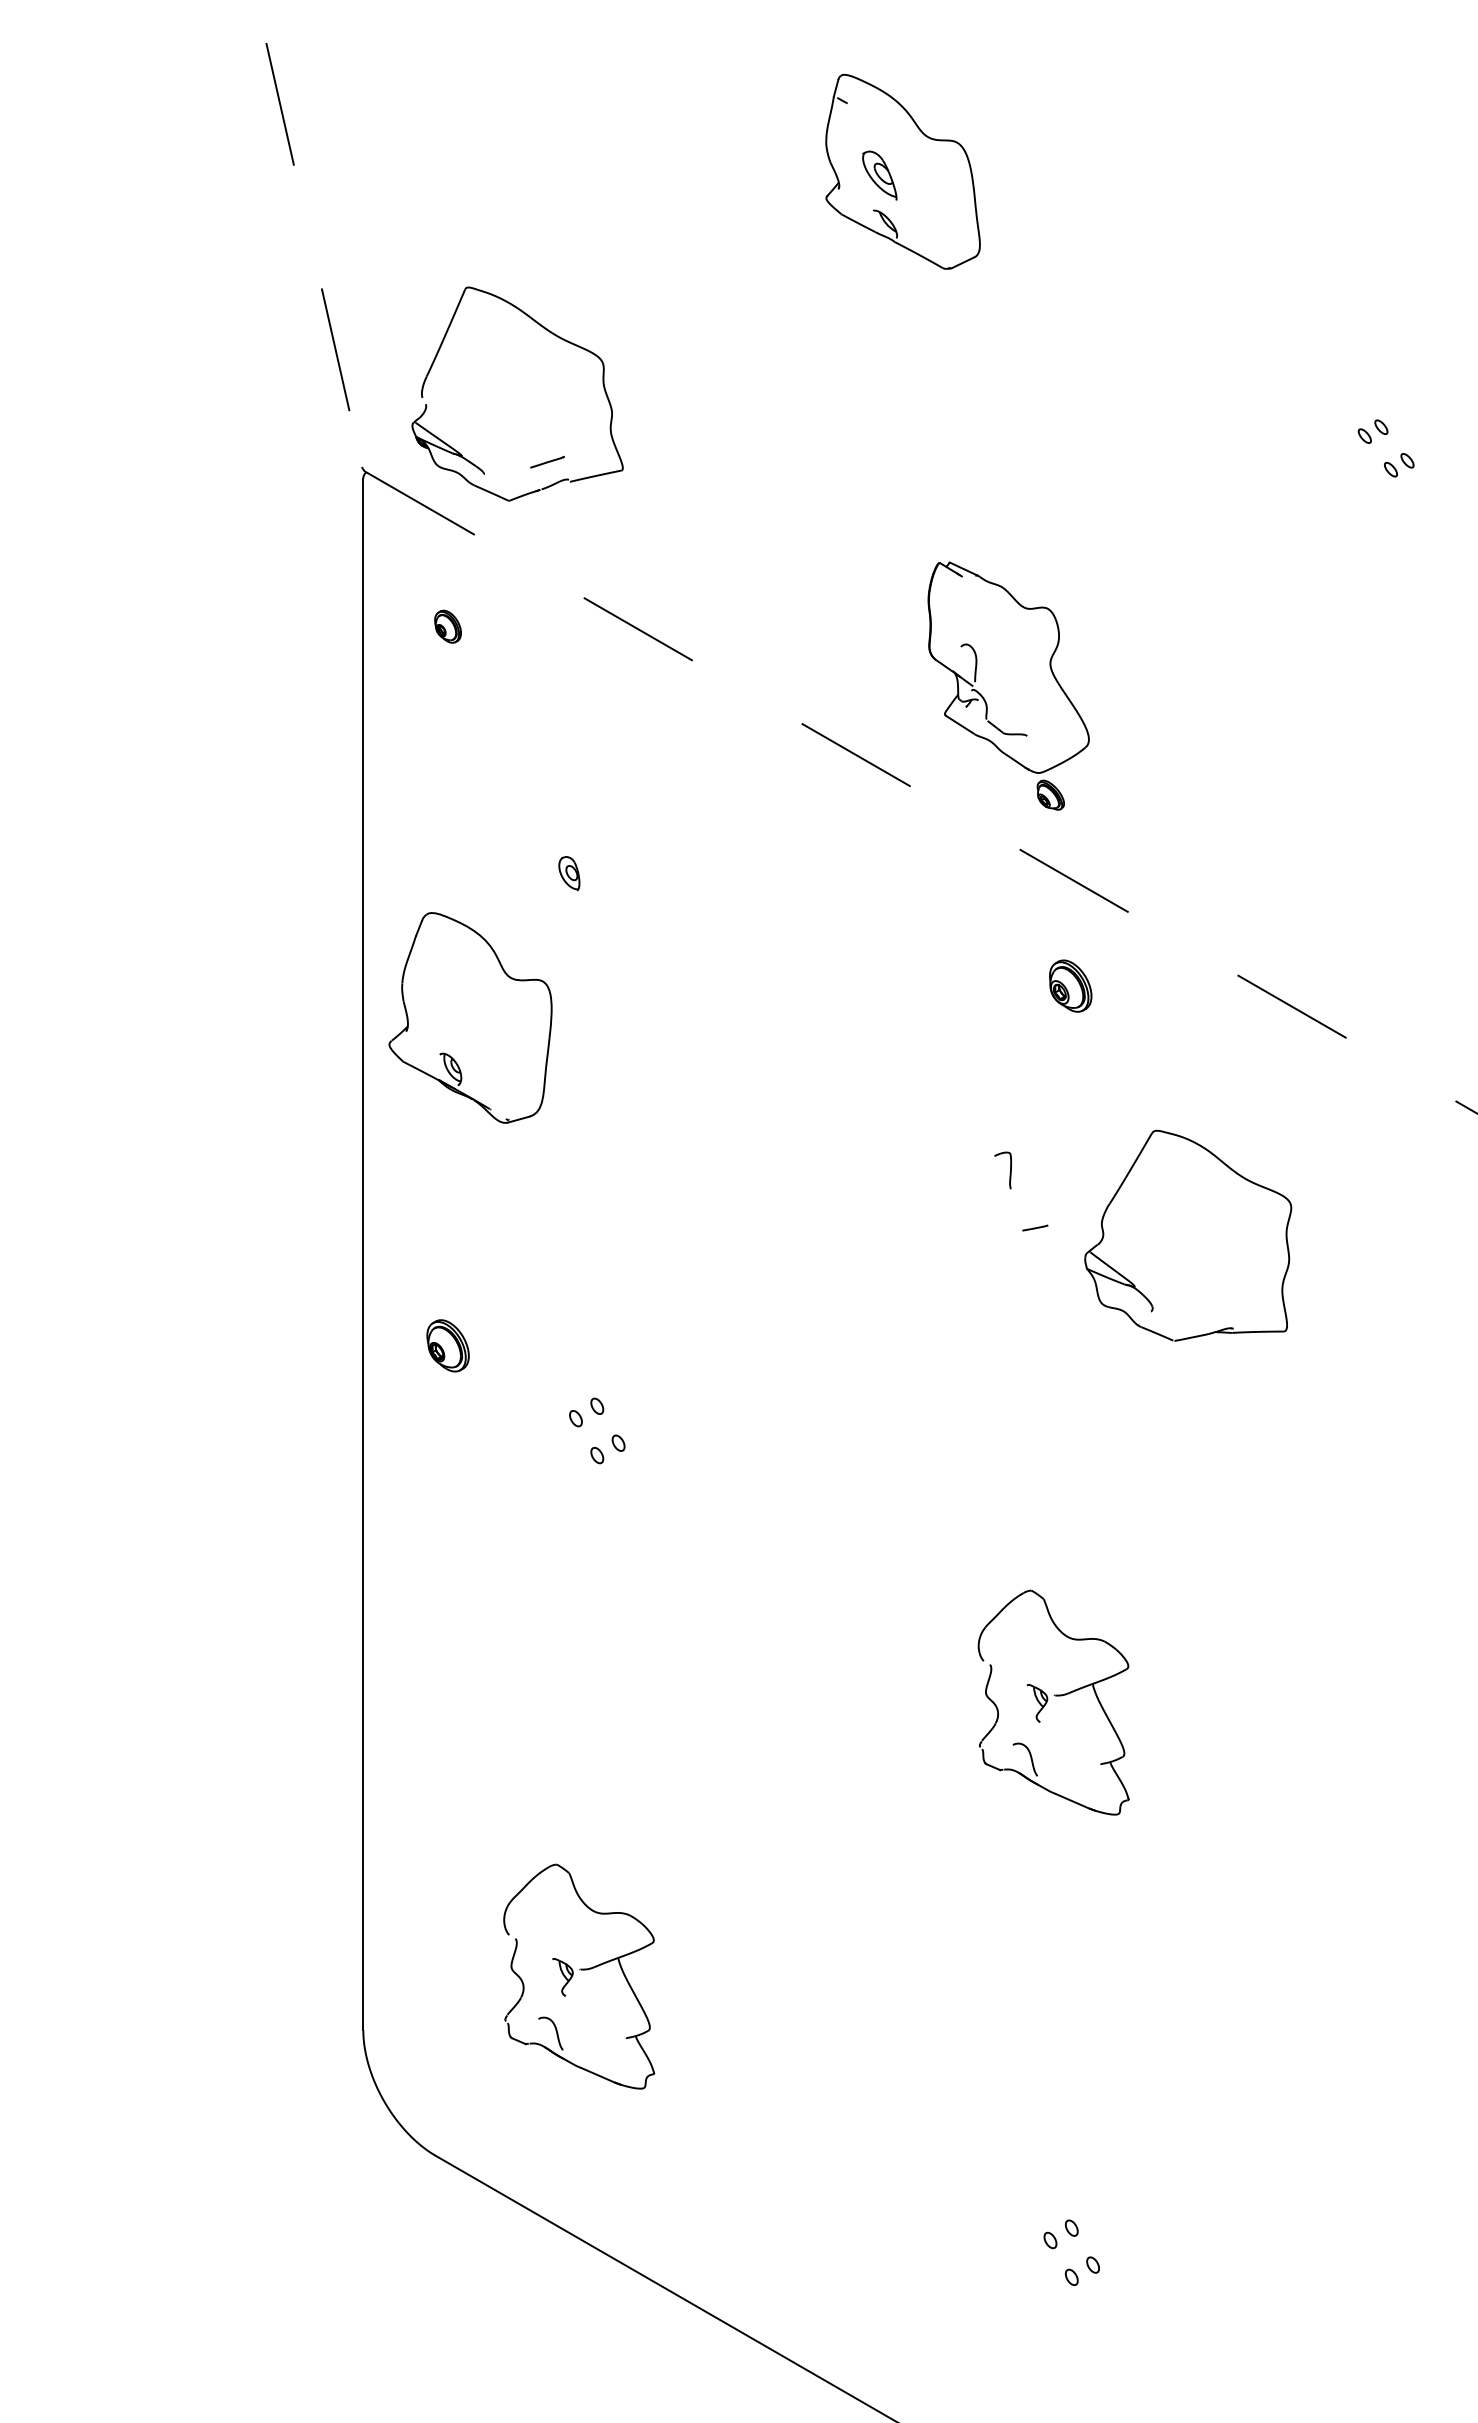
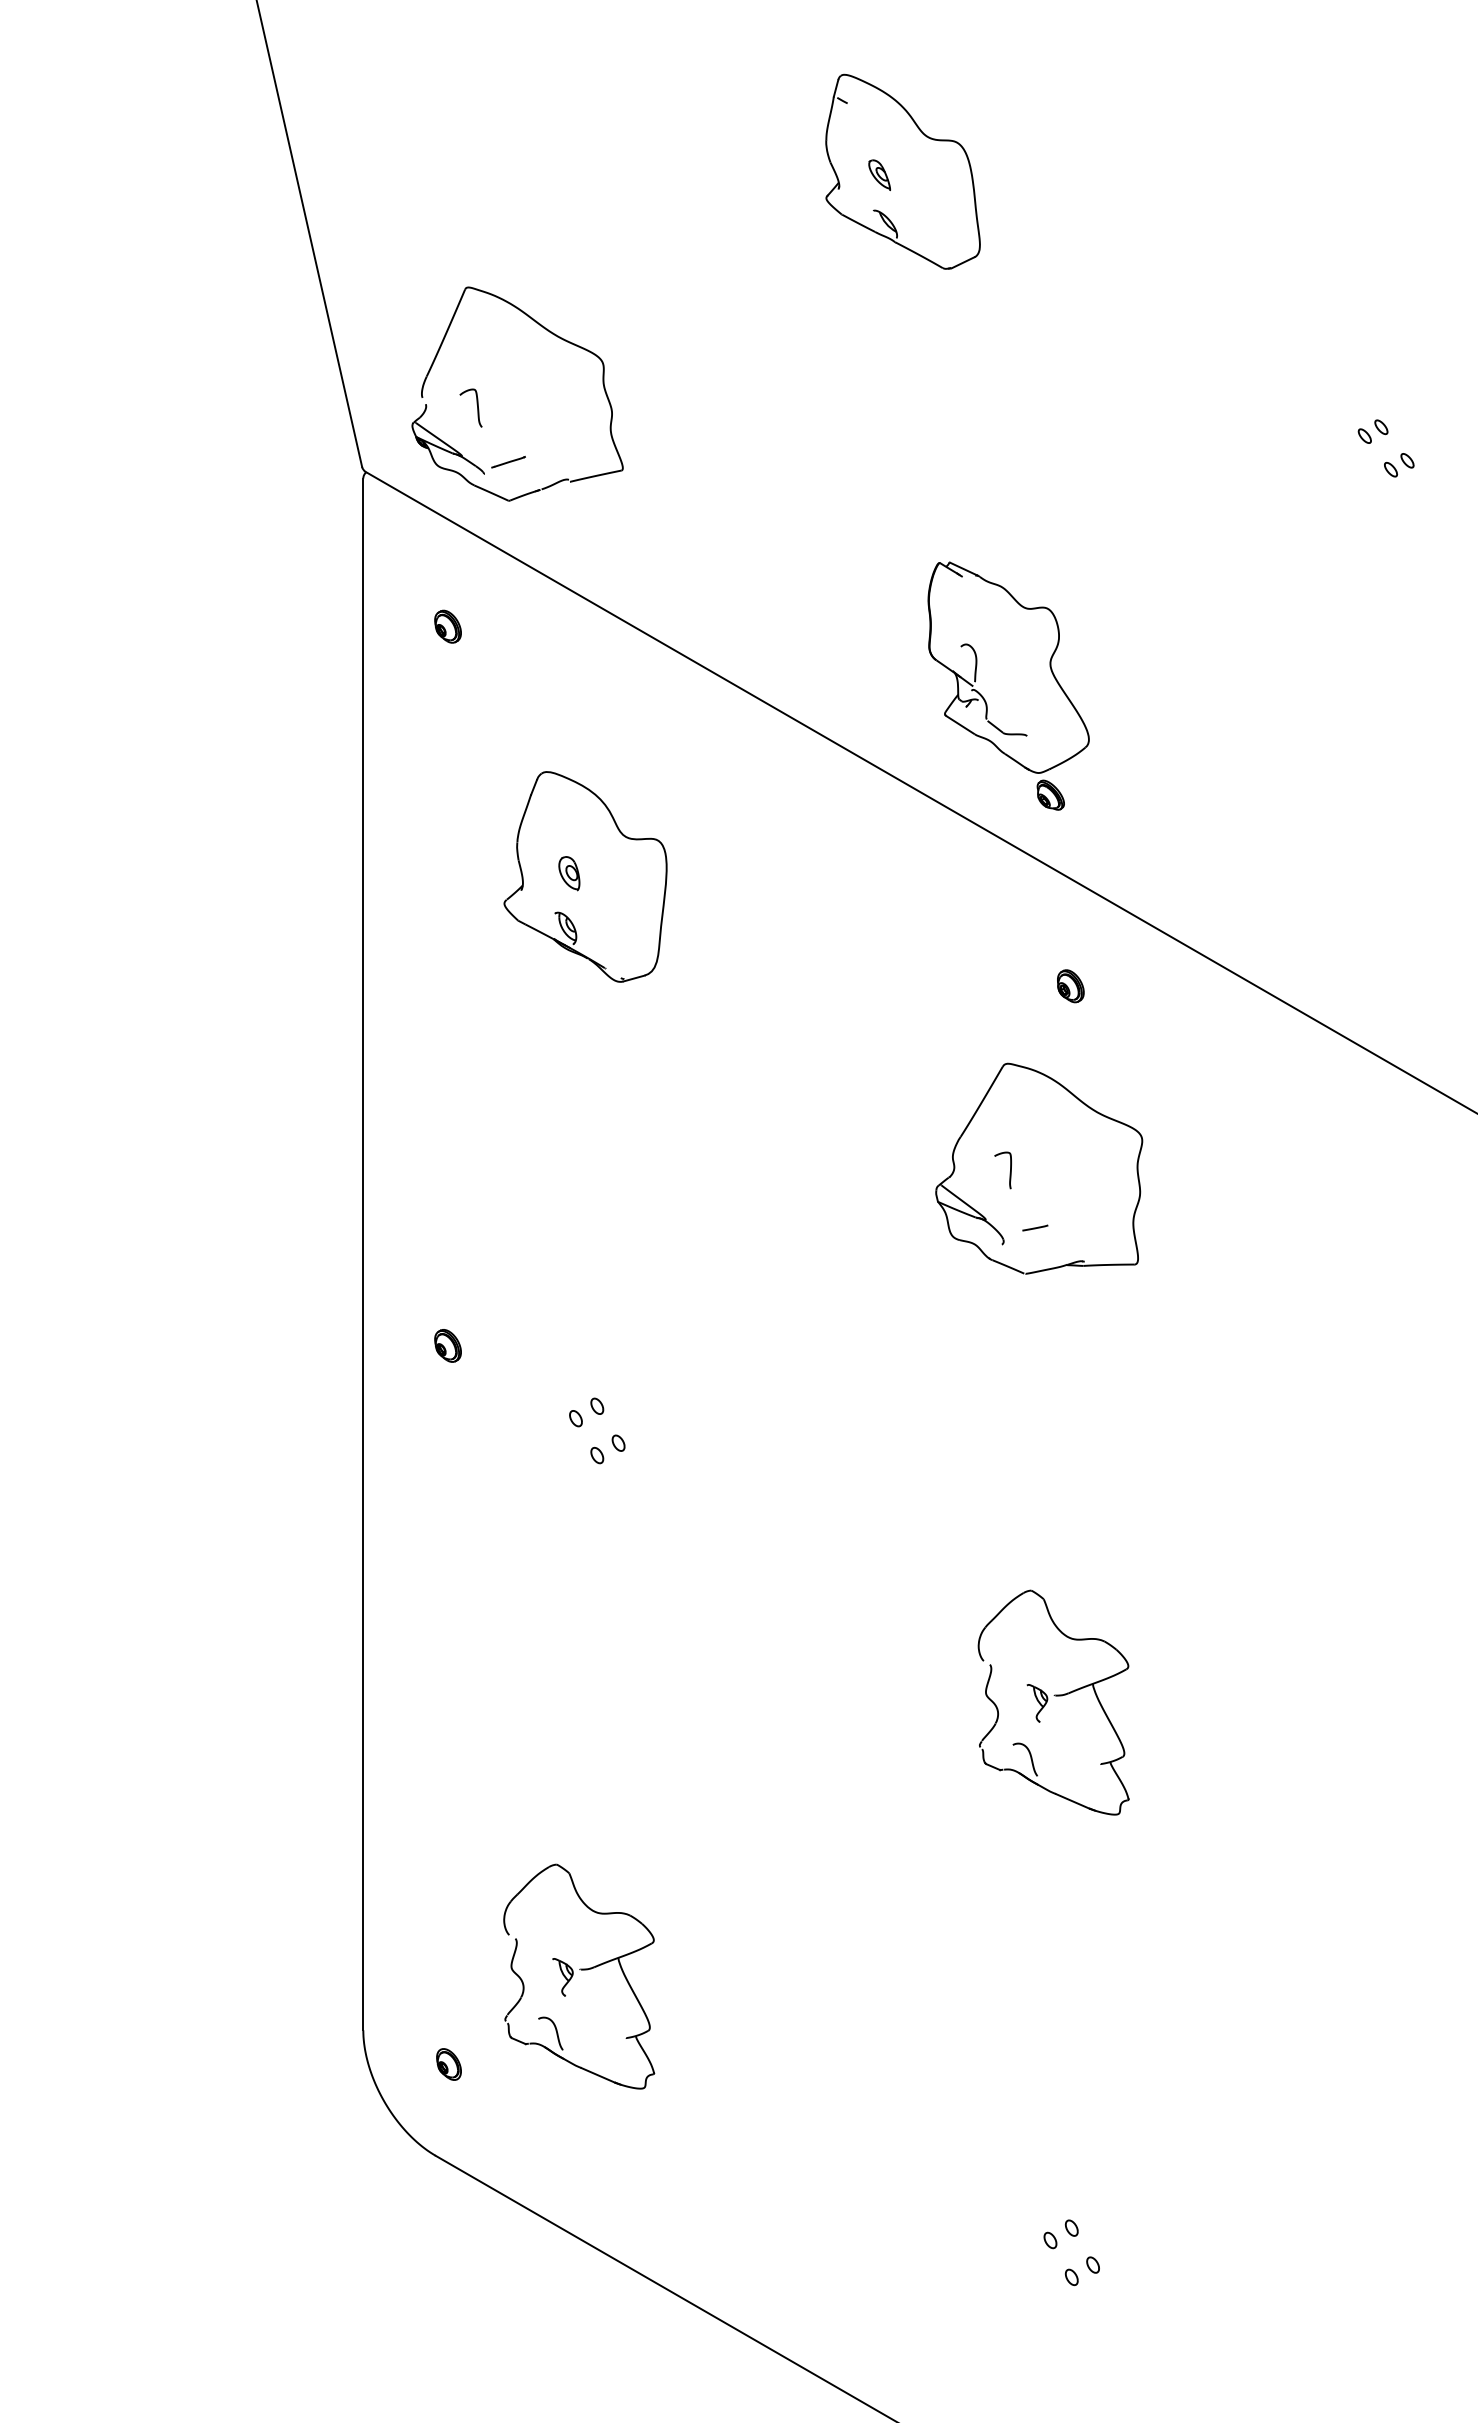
part size: 36x51 px -> 23x32 px (879, 174)
line: dashed -> solid (309, 233)
curve: none -> present (476, 404)
line position: (547, 462) -> (508, 462) (508, 462)
line: dashed -> solid (921, 792)
part size: 44x54 px -> 28x35 px (1070, 986)
part position: (470, 1017) -> (585, 876) (585, 876)
part position: (1188, 1235) -> (1039, 1168) (1039, 1168)
part size: 44x54 px -> 28x34 px (447, 1345)
part: none -> present (448, 2064)
